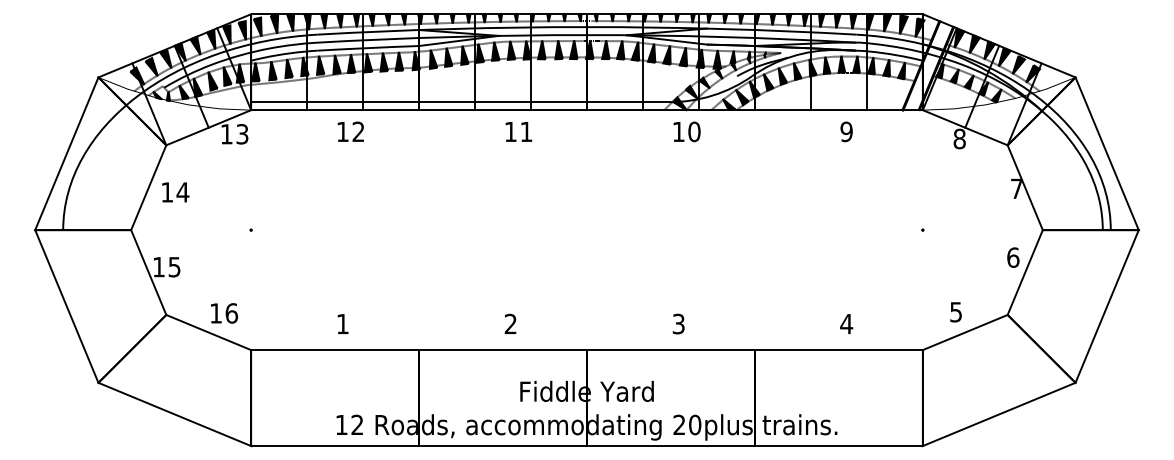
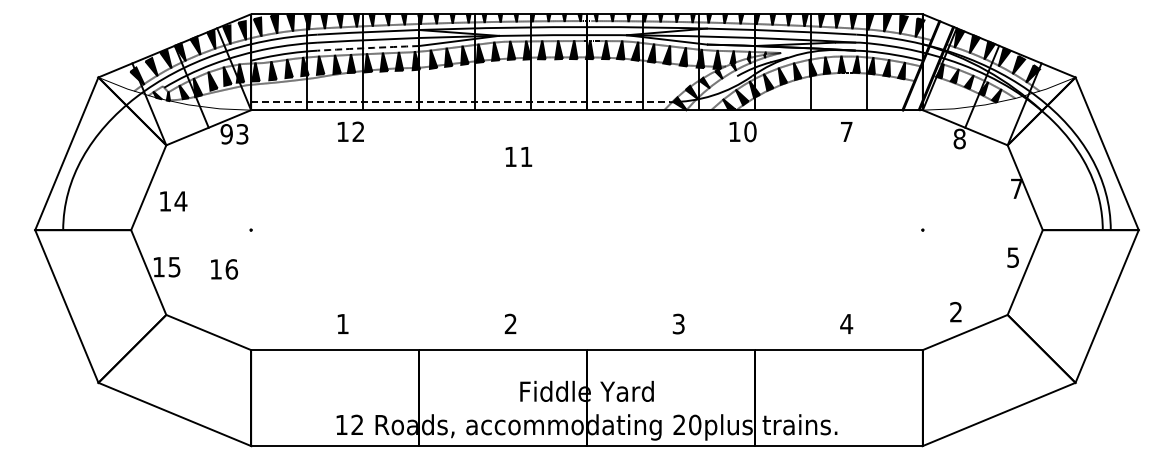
arc: solid -> dashed (368, 48)
line: solid -> dashed (460, 102)
text position: (518, 131) -> (518, 156) (518, 156)
text position: (686, 131) -> (742, 131) (742, 131)
text: 9 -> 7 (846, 131)
text: 13 -> 93 (226, 134)
text position: (175, 192) -> (173, 201) (173, 201)
text: 6 -> 5 (1013, 257)
text: 5 -> 2 (955, 311)
text position: (224, 313) -> (224, 269) (224, 269)
